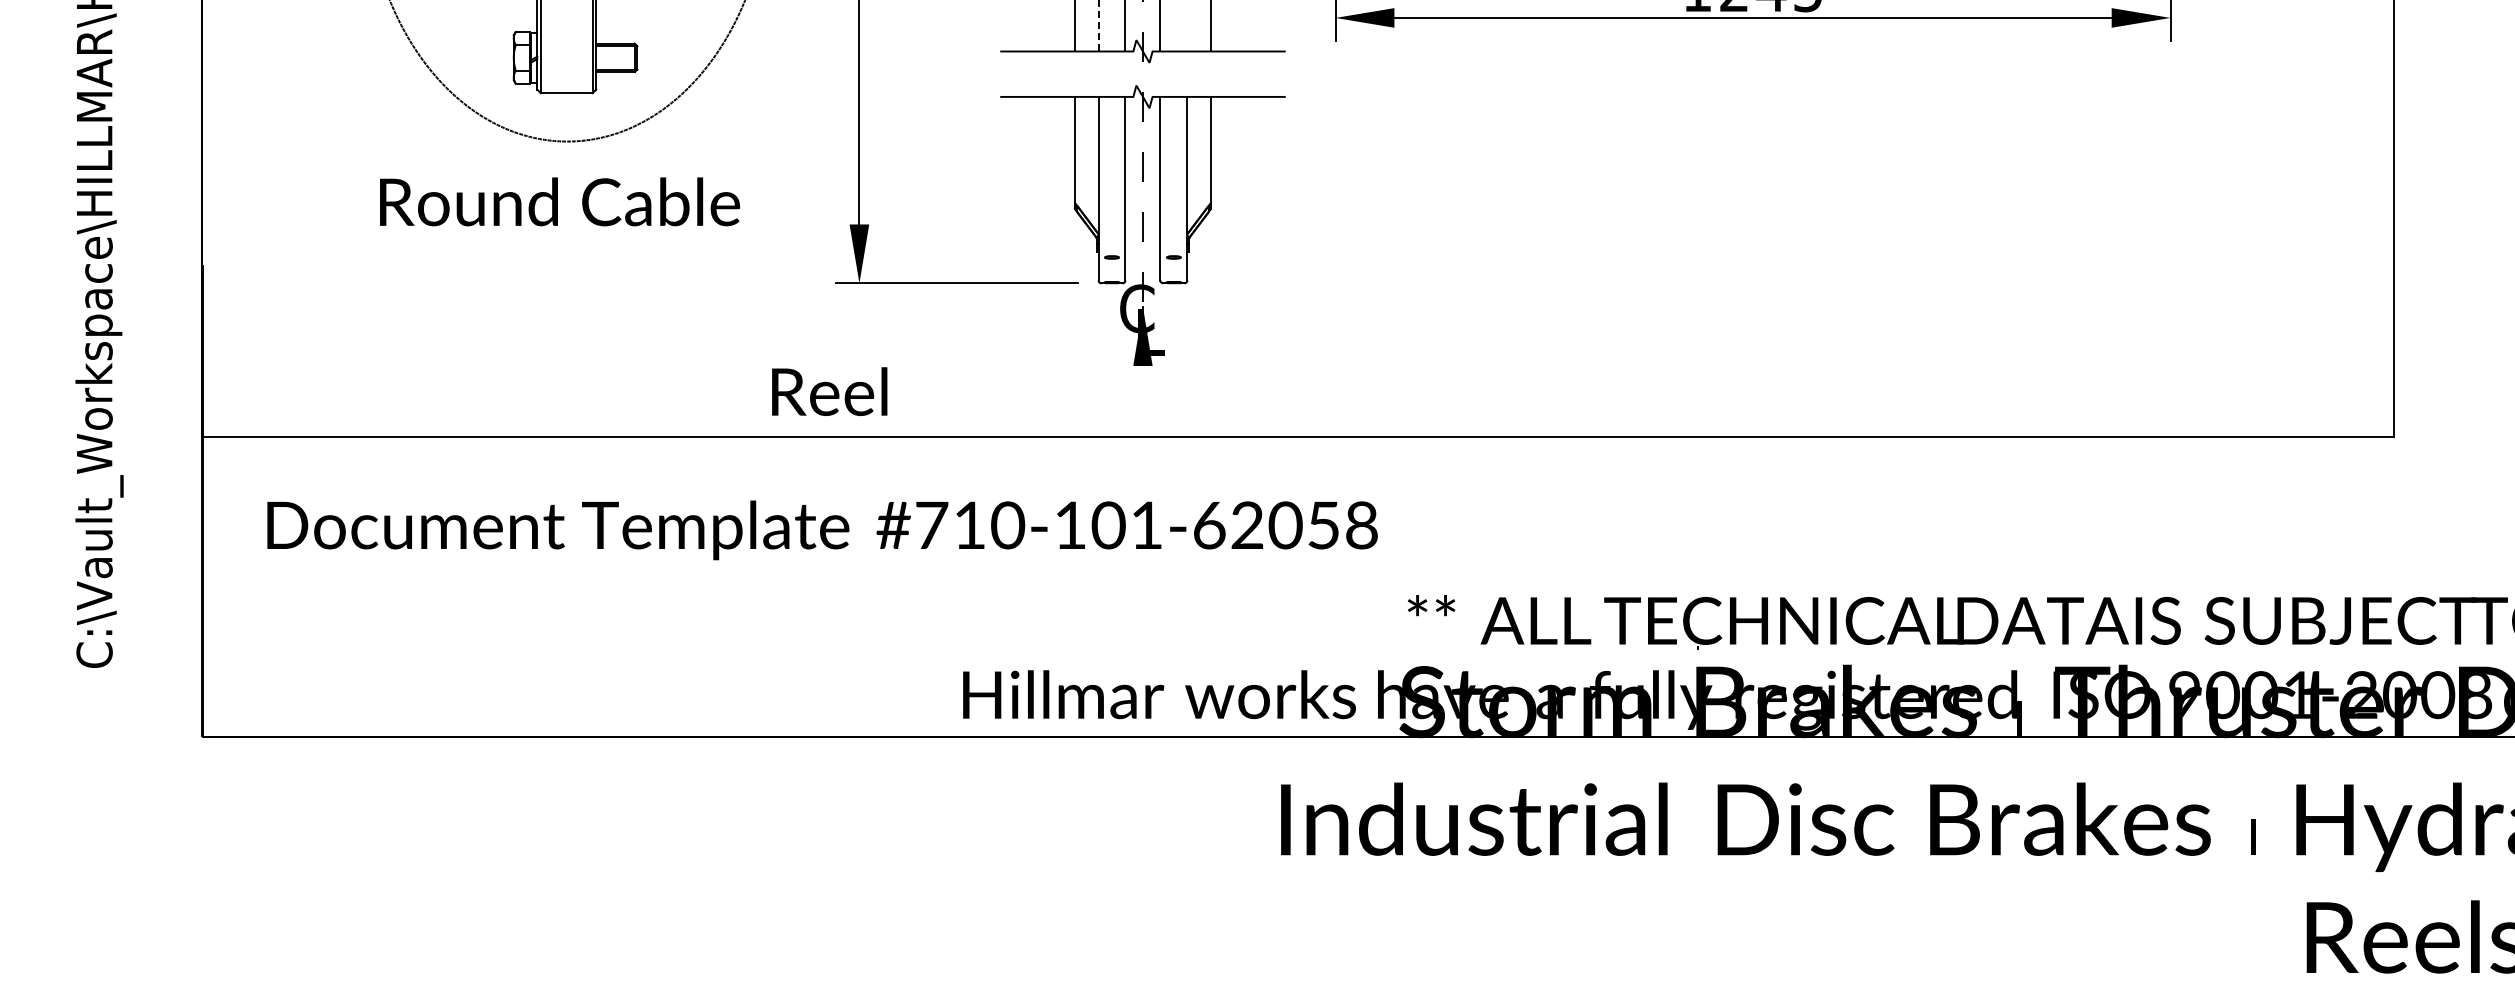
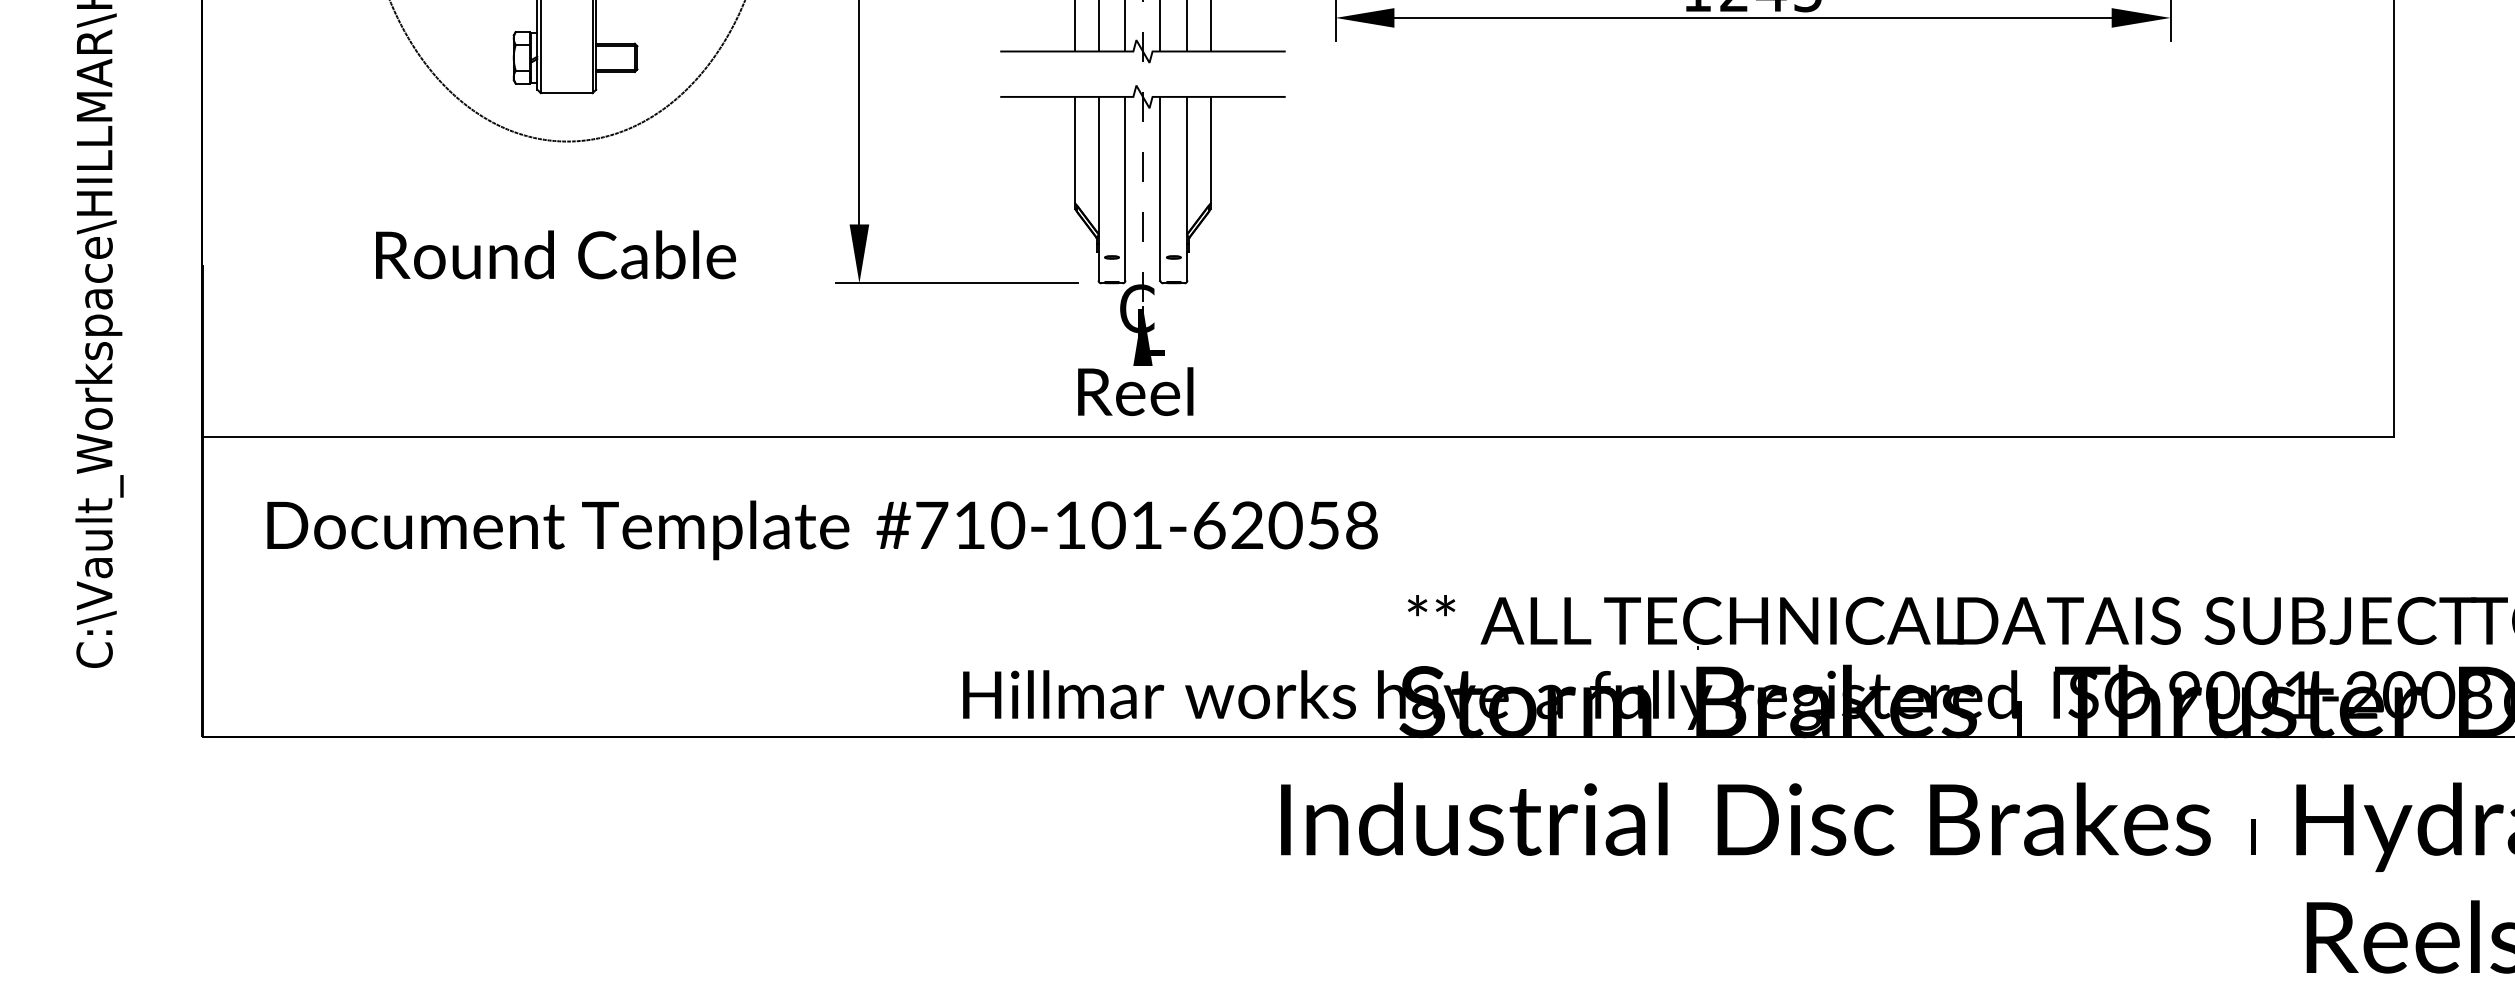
line: dashed -> solid (1098, 25)
line: none -> present (1187, 26)
text position: (560, 201) -> (556, 254) (556, 254)
text position: (829, 391) -> (1135, 391) (1135, 391)
